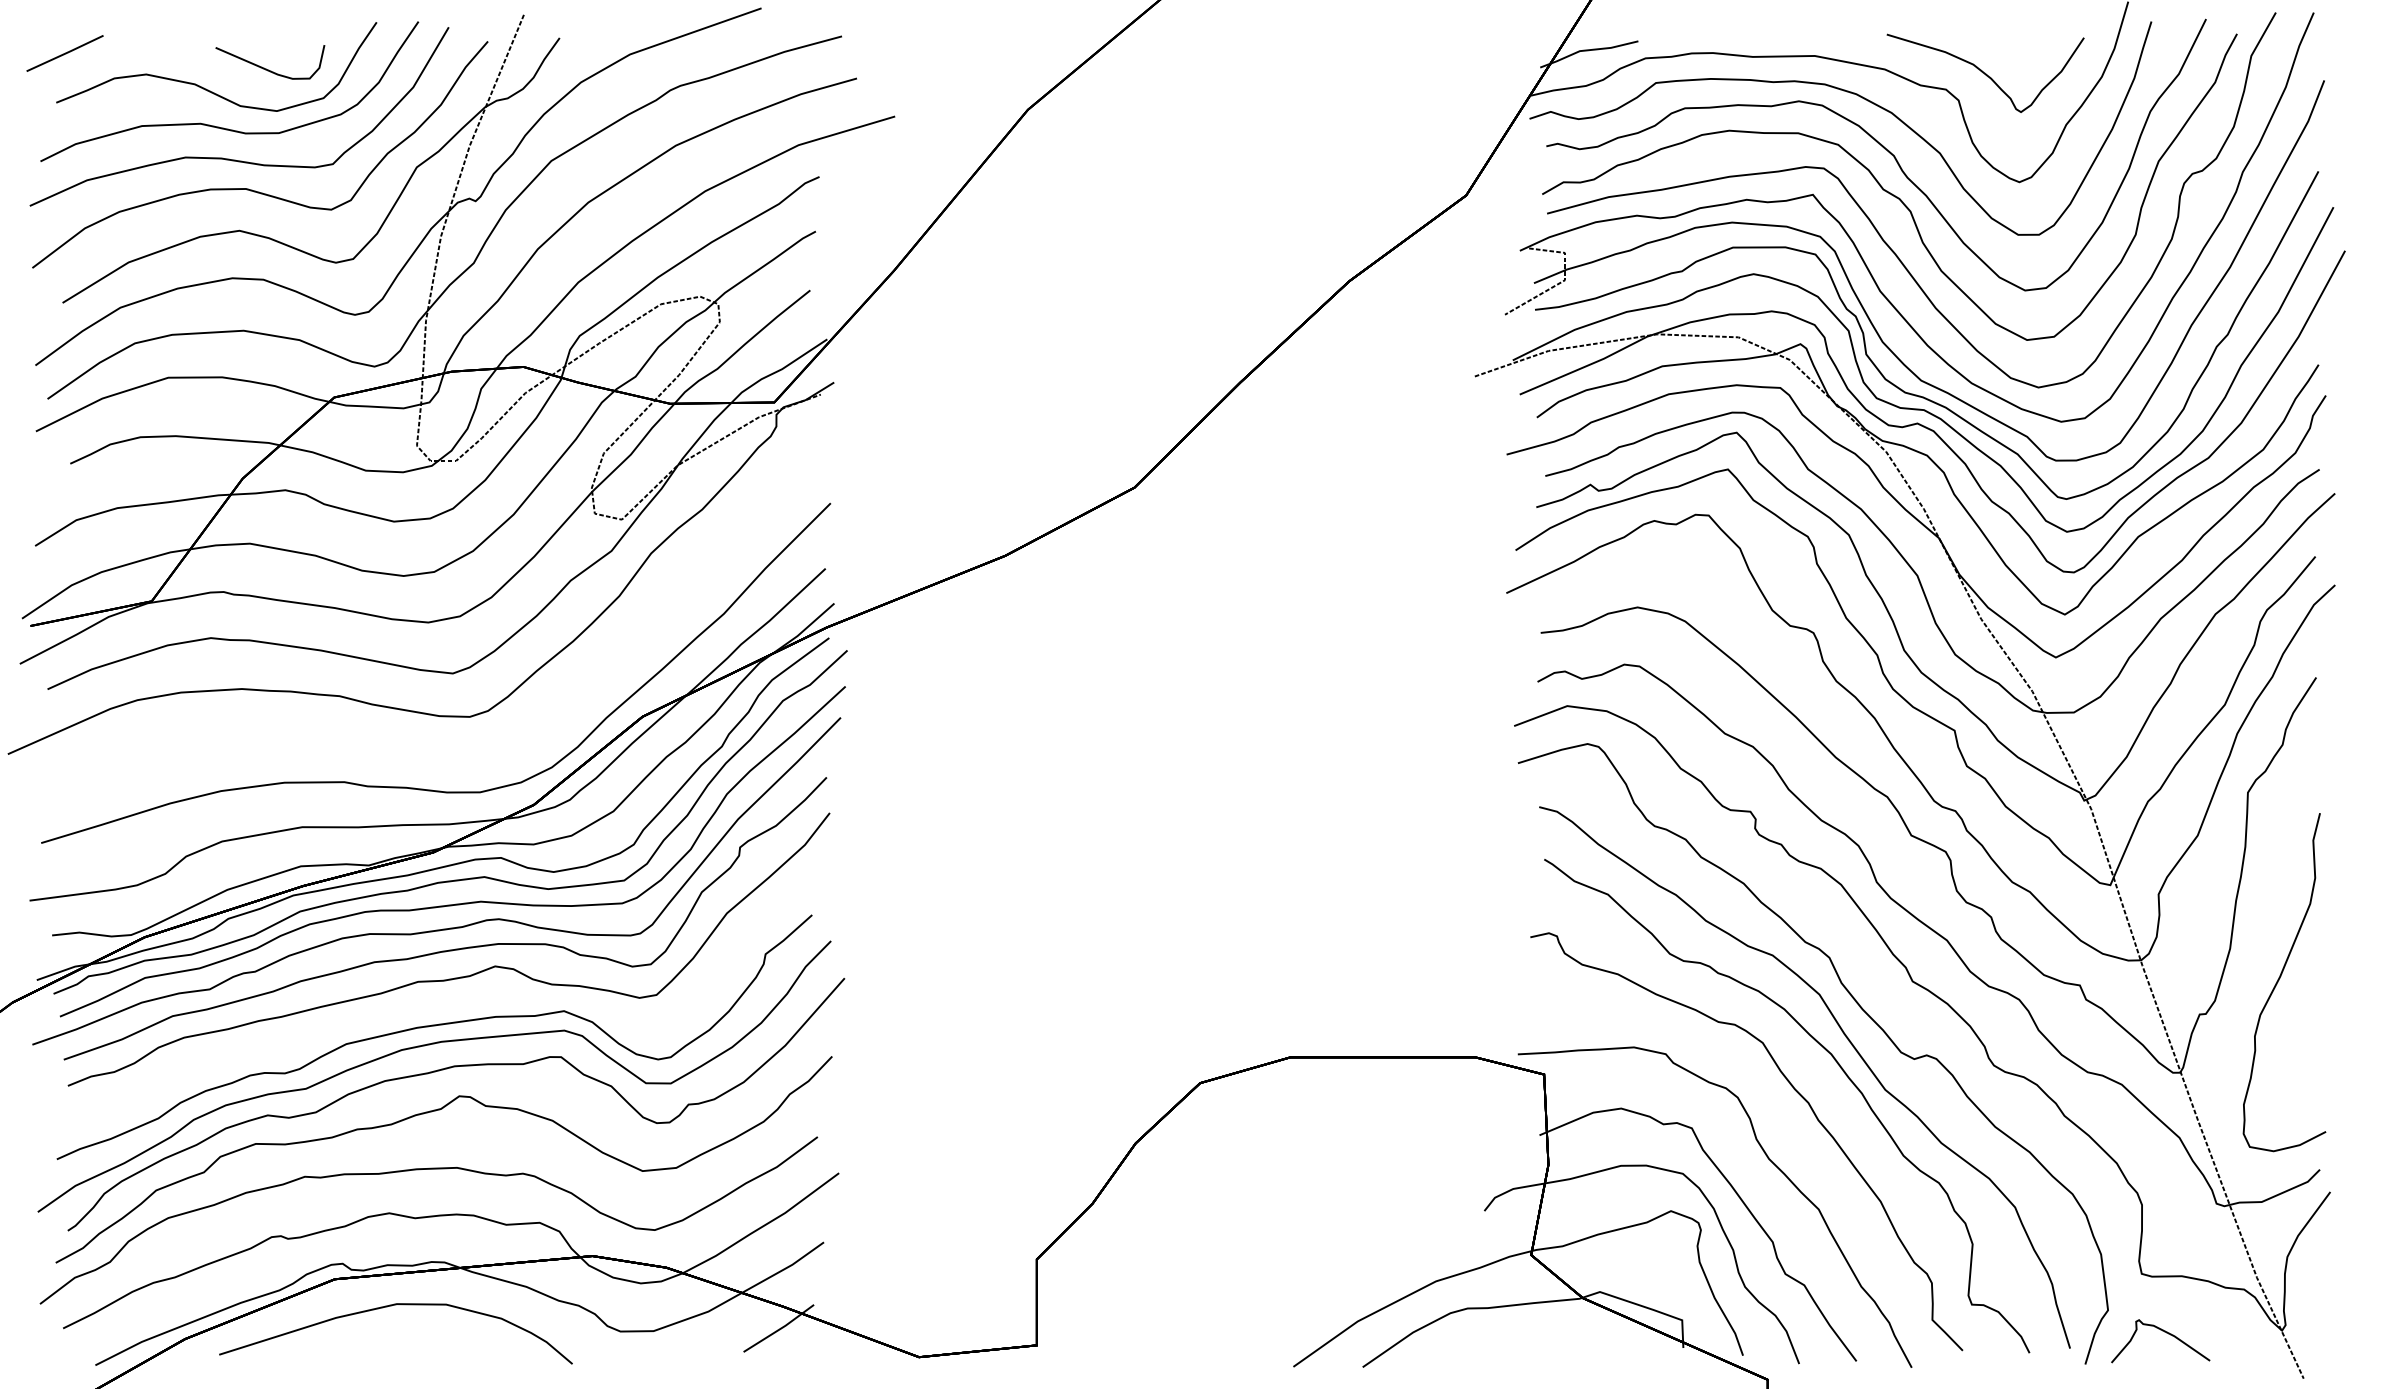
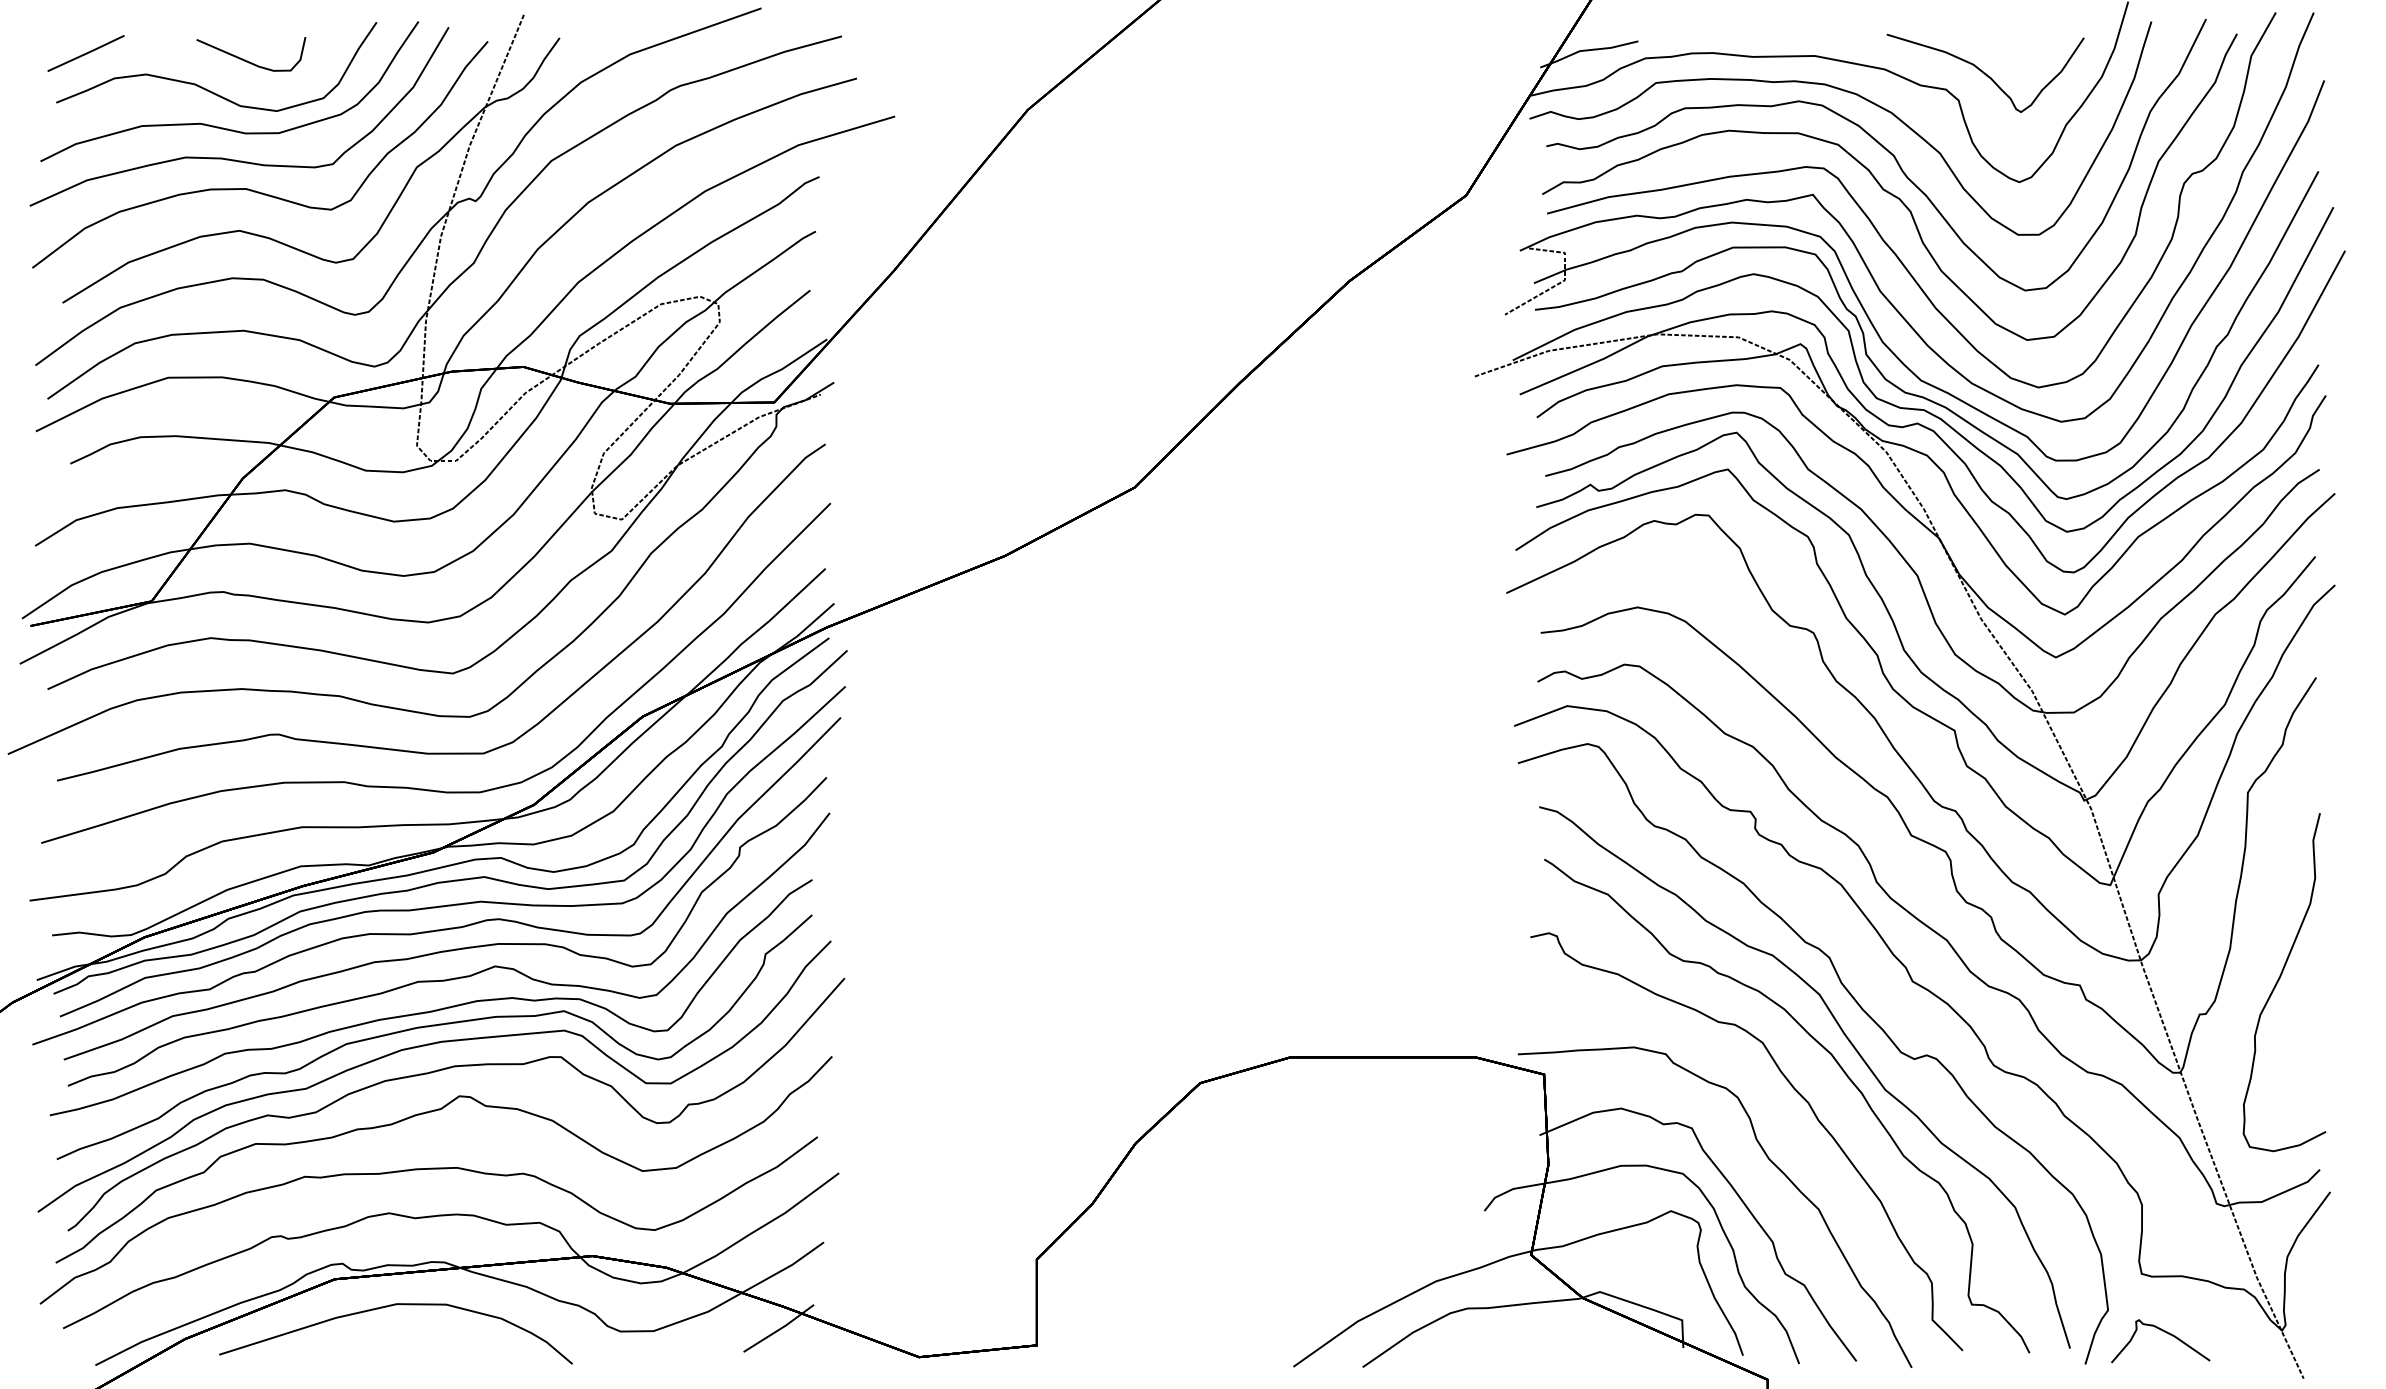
line position: (64, 53) -> (85, 53) (85, 53)
curve position: (266, 68) -> (247, 60) (247, 60)
part: none -> present (441, 752)
part: none -> present (435, 1009)
